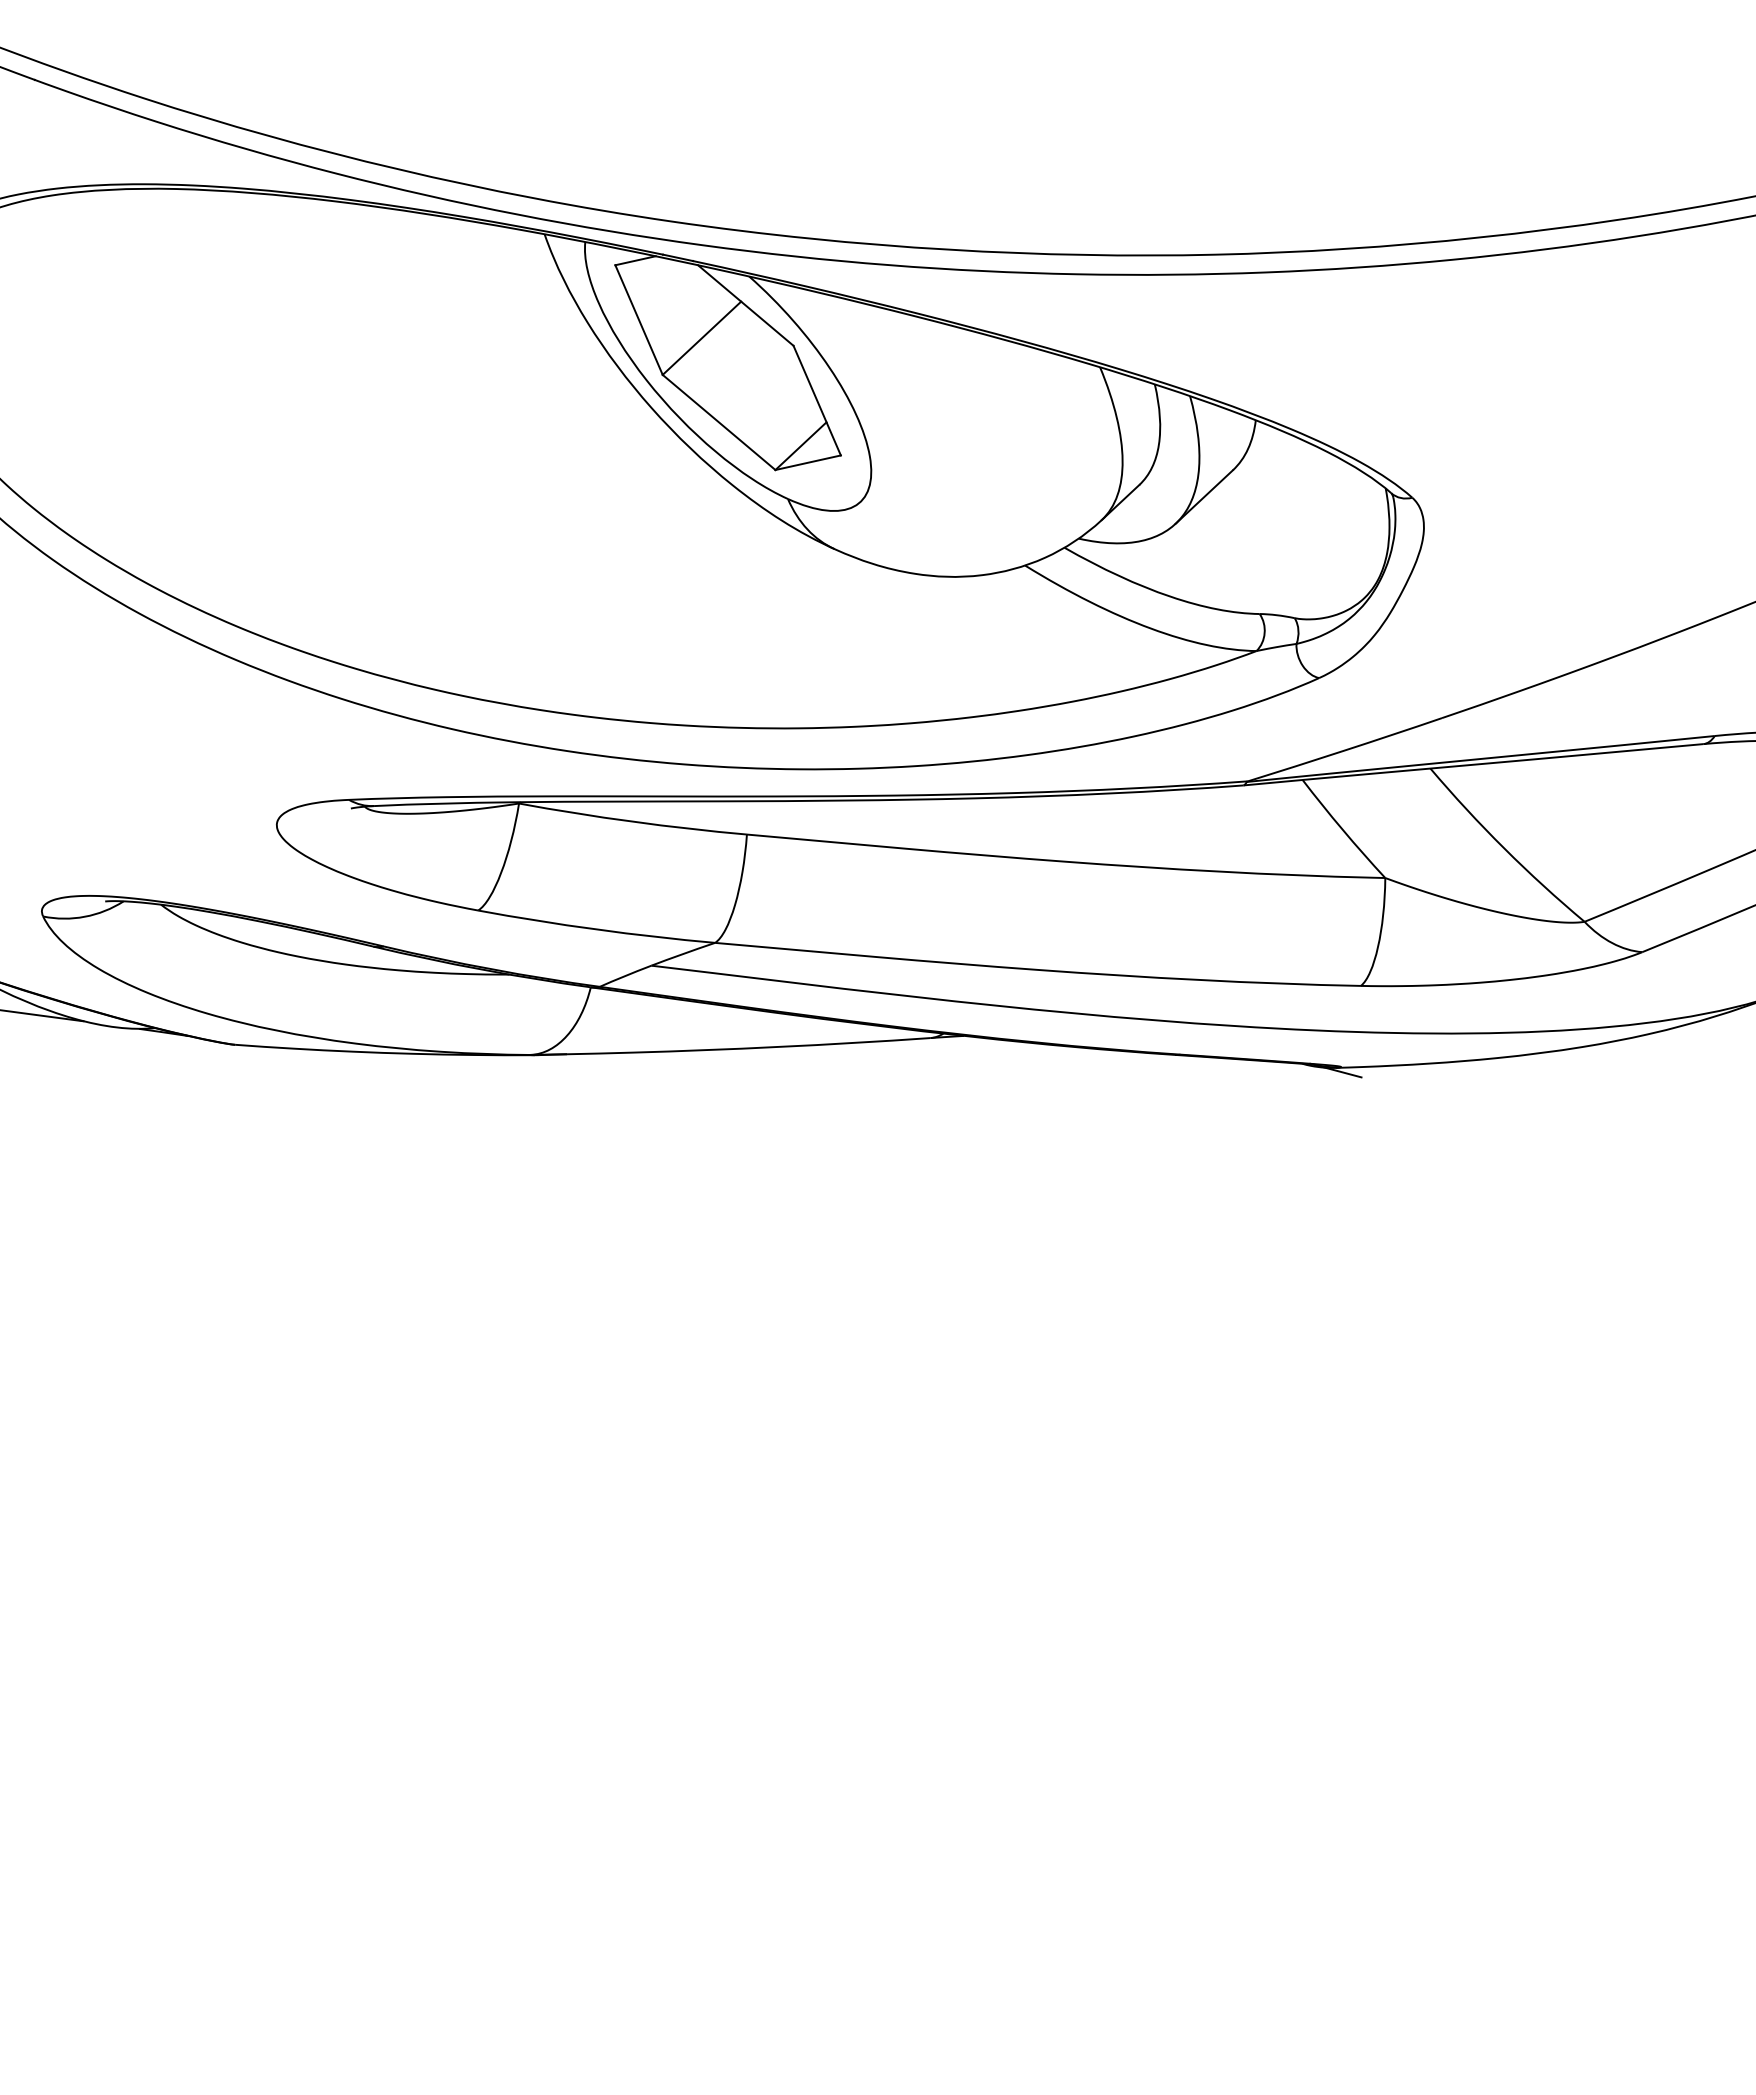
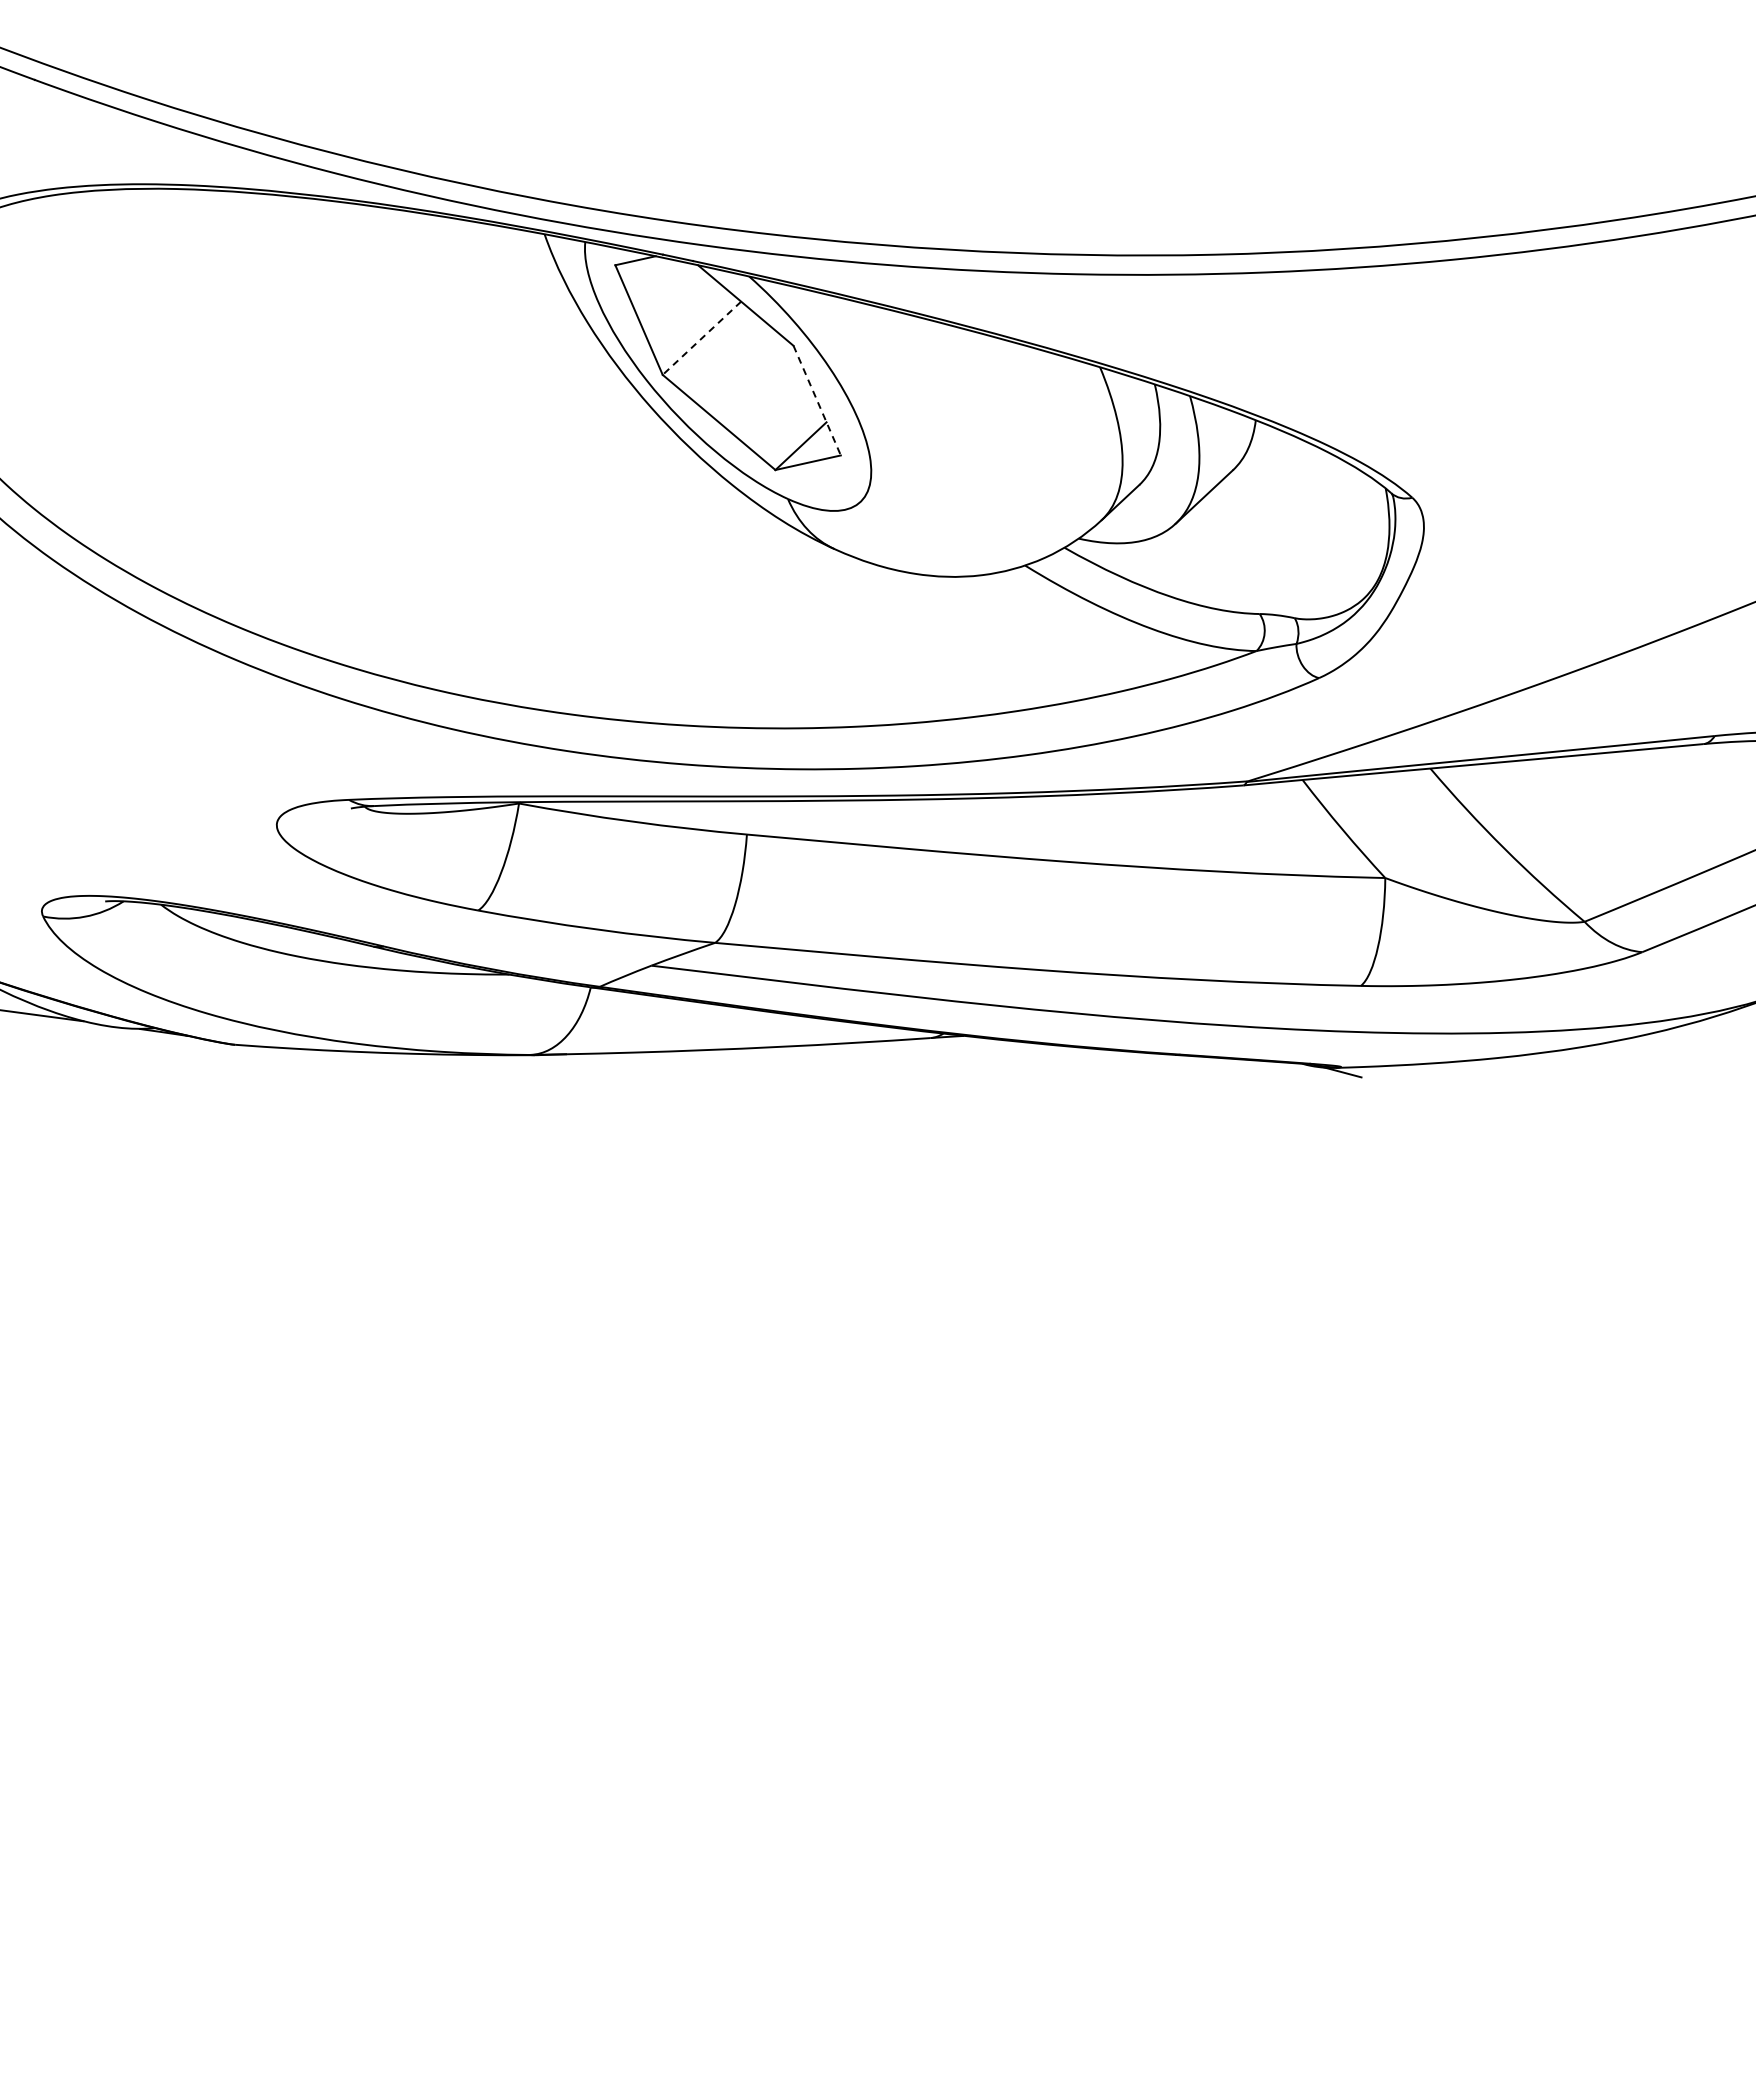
line: solid -> dashed (701, 338)
line: solid -> dashed (817, 400)
